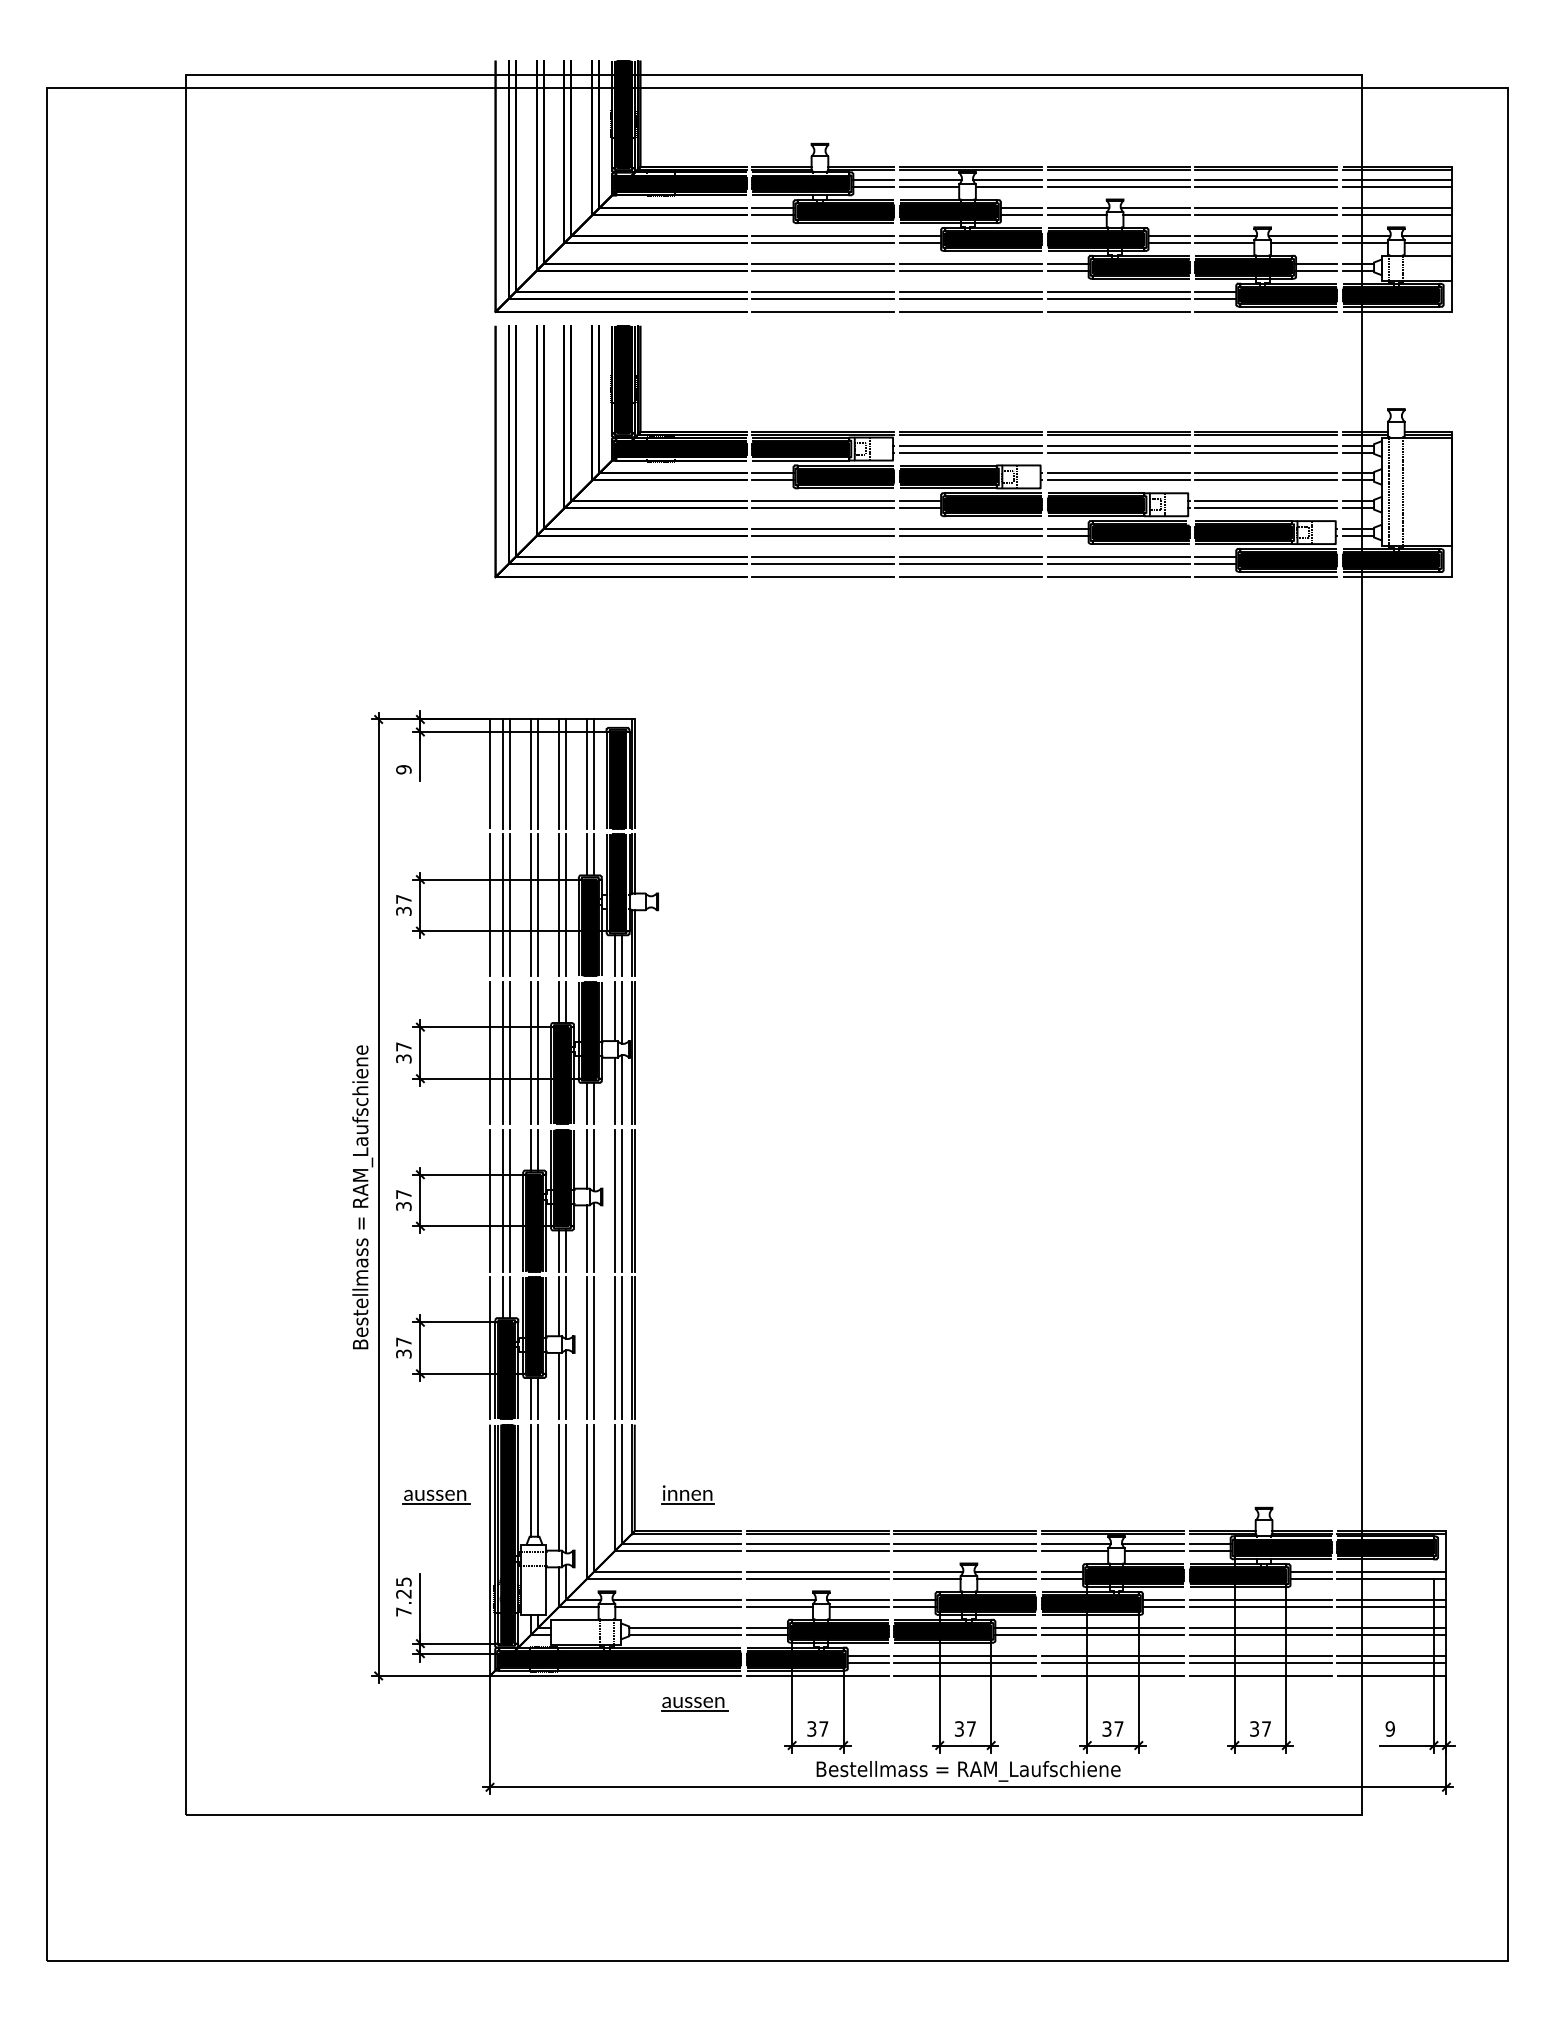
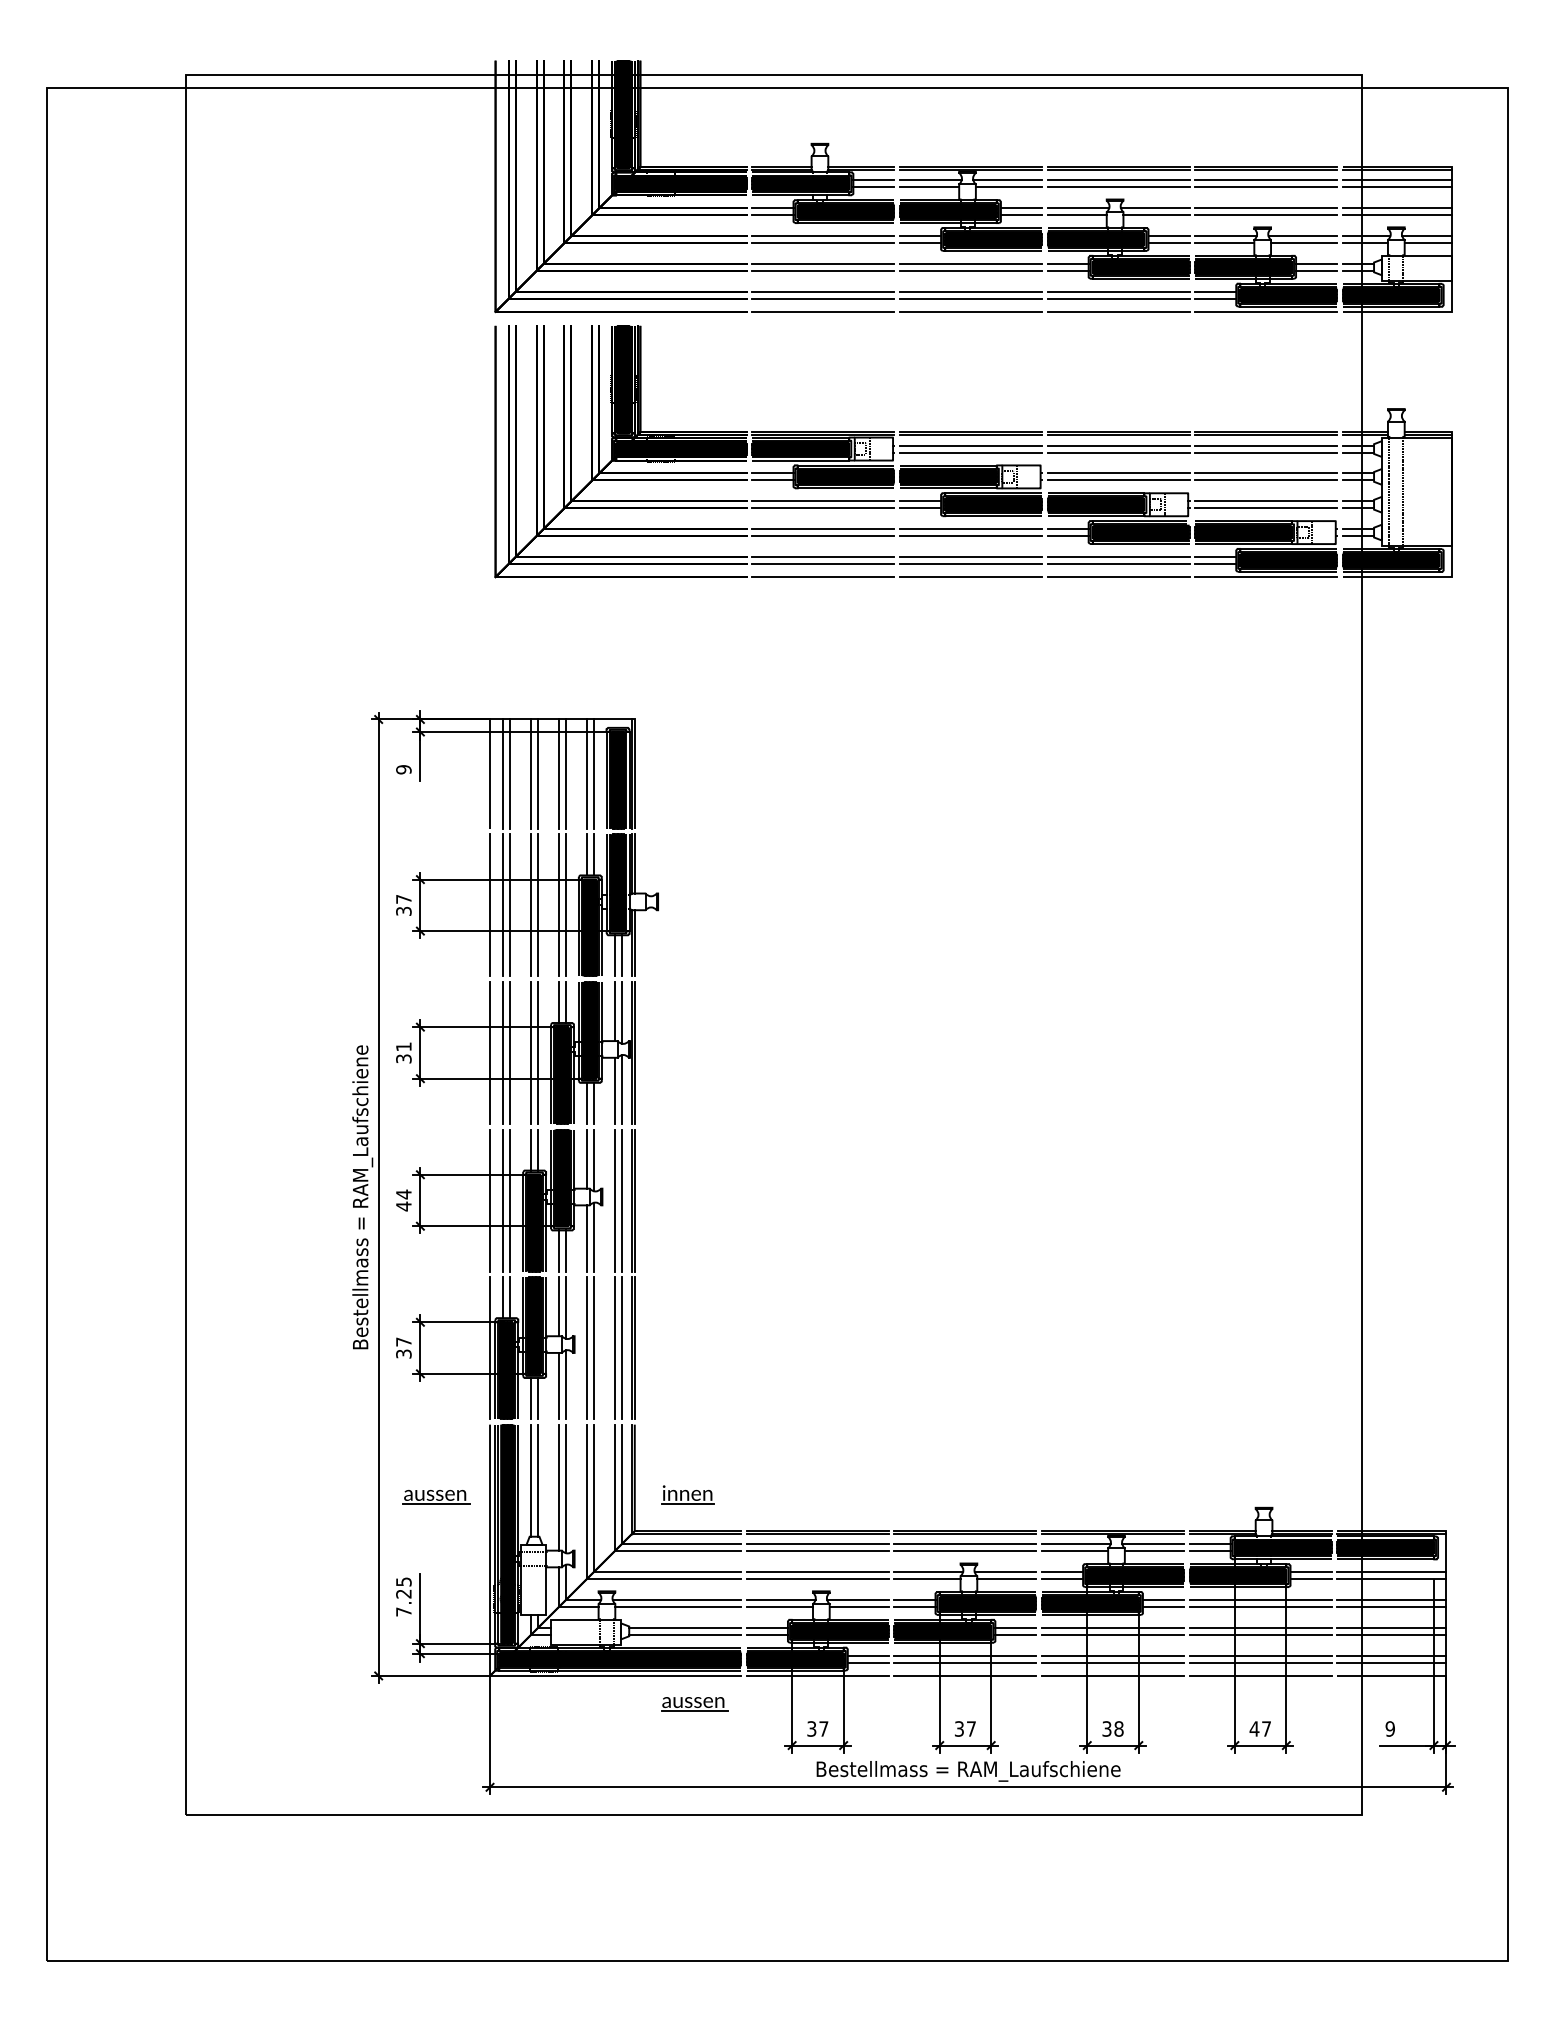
text: 37 -> 31 (403, 1046)
text: 37 -> 44 (403, 1200)
text: 37 -> 38 (1118, 1728)
text: 37 -> 47 (1254, 1728)
